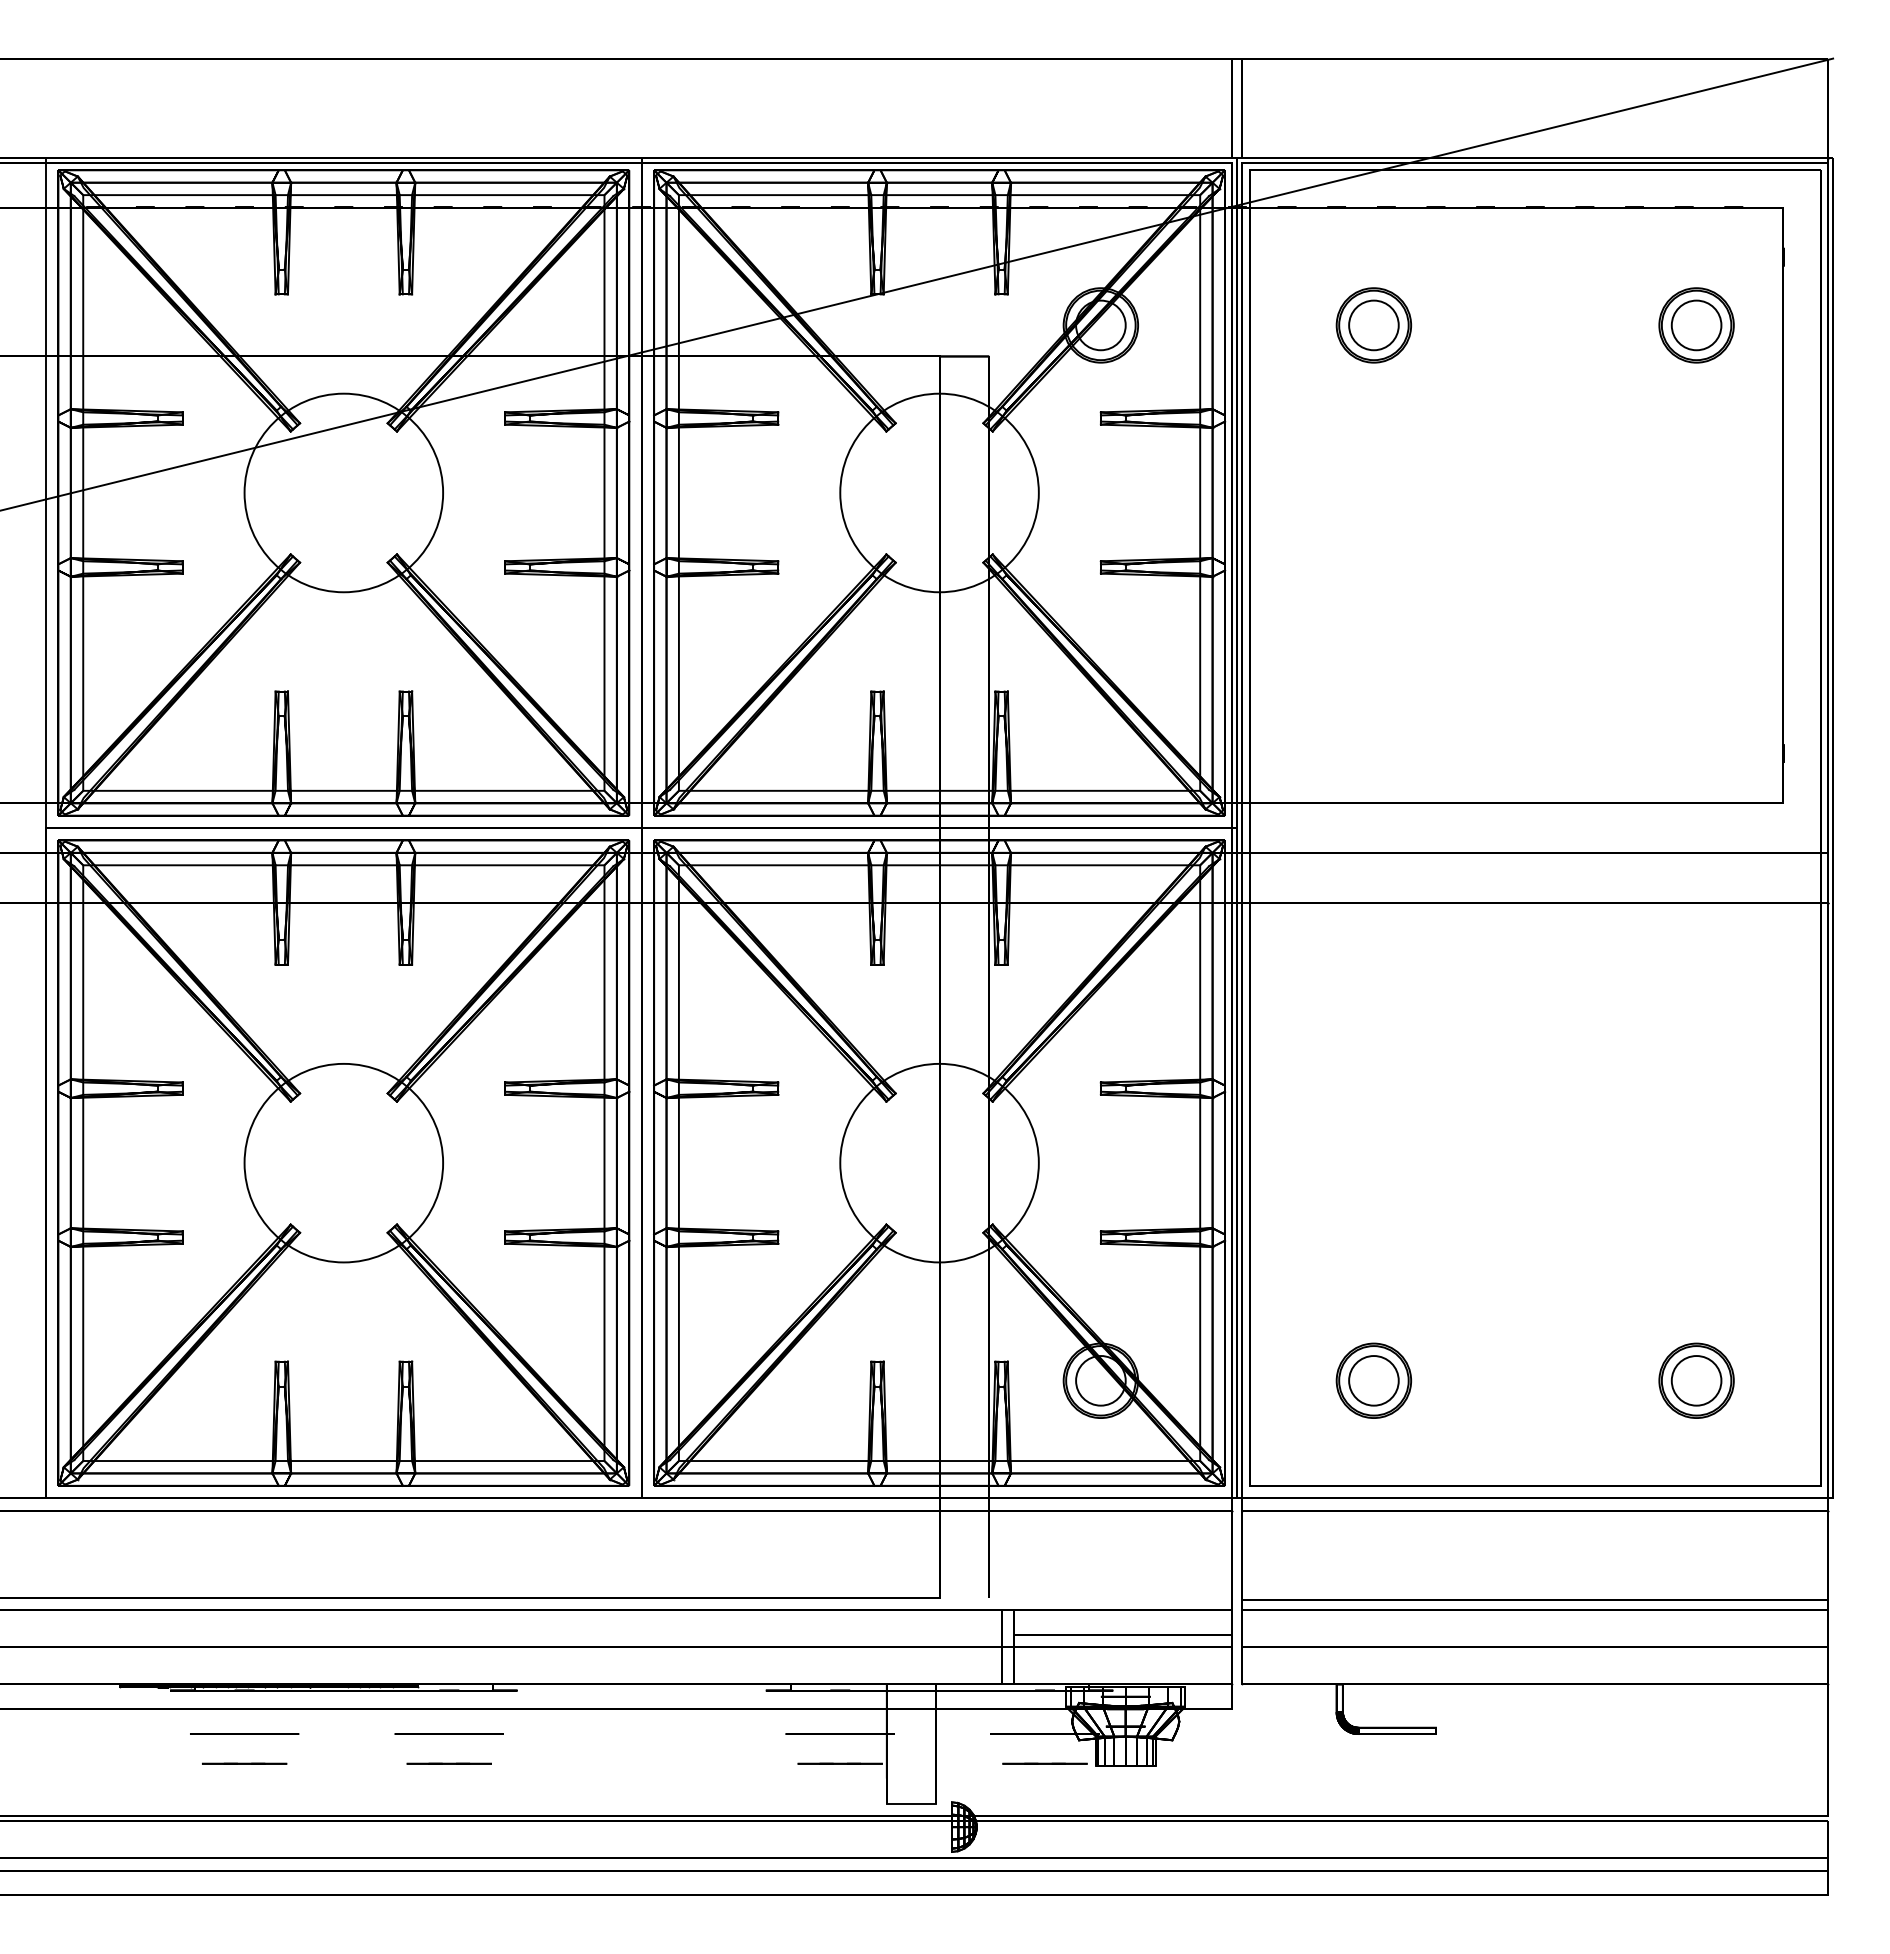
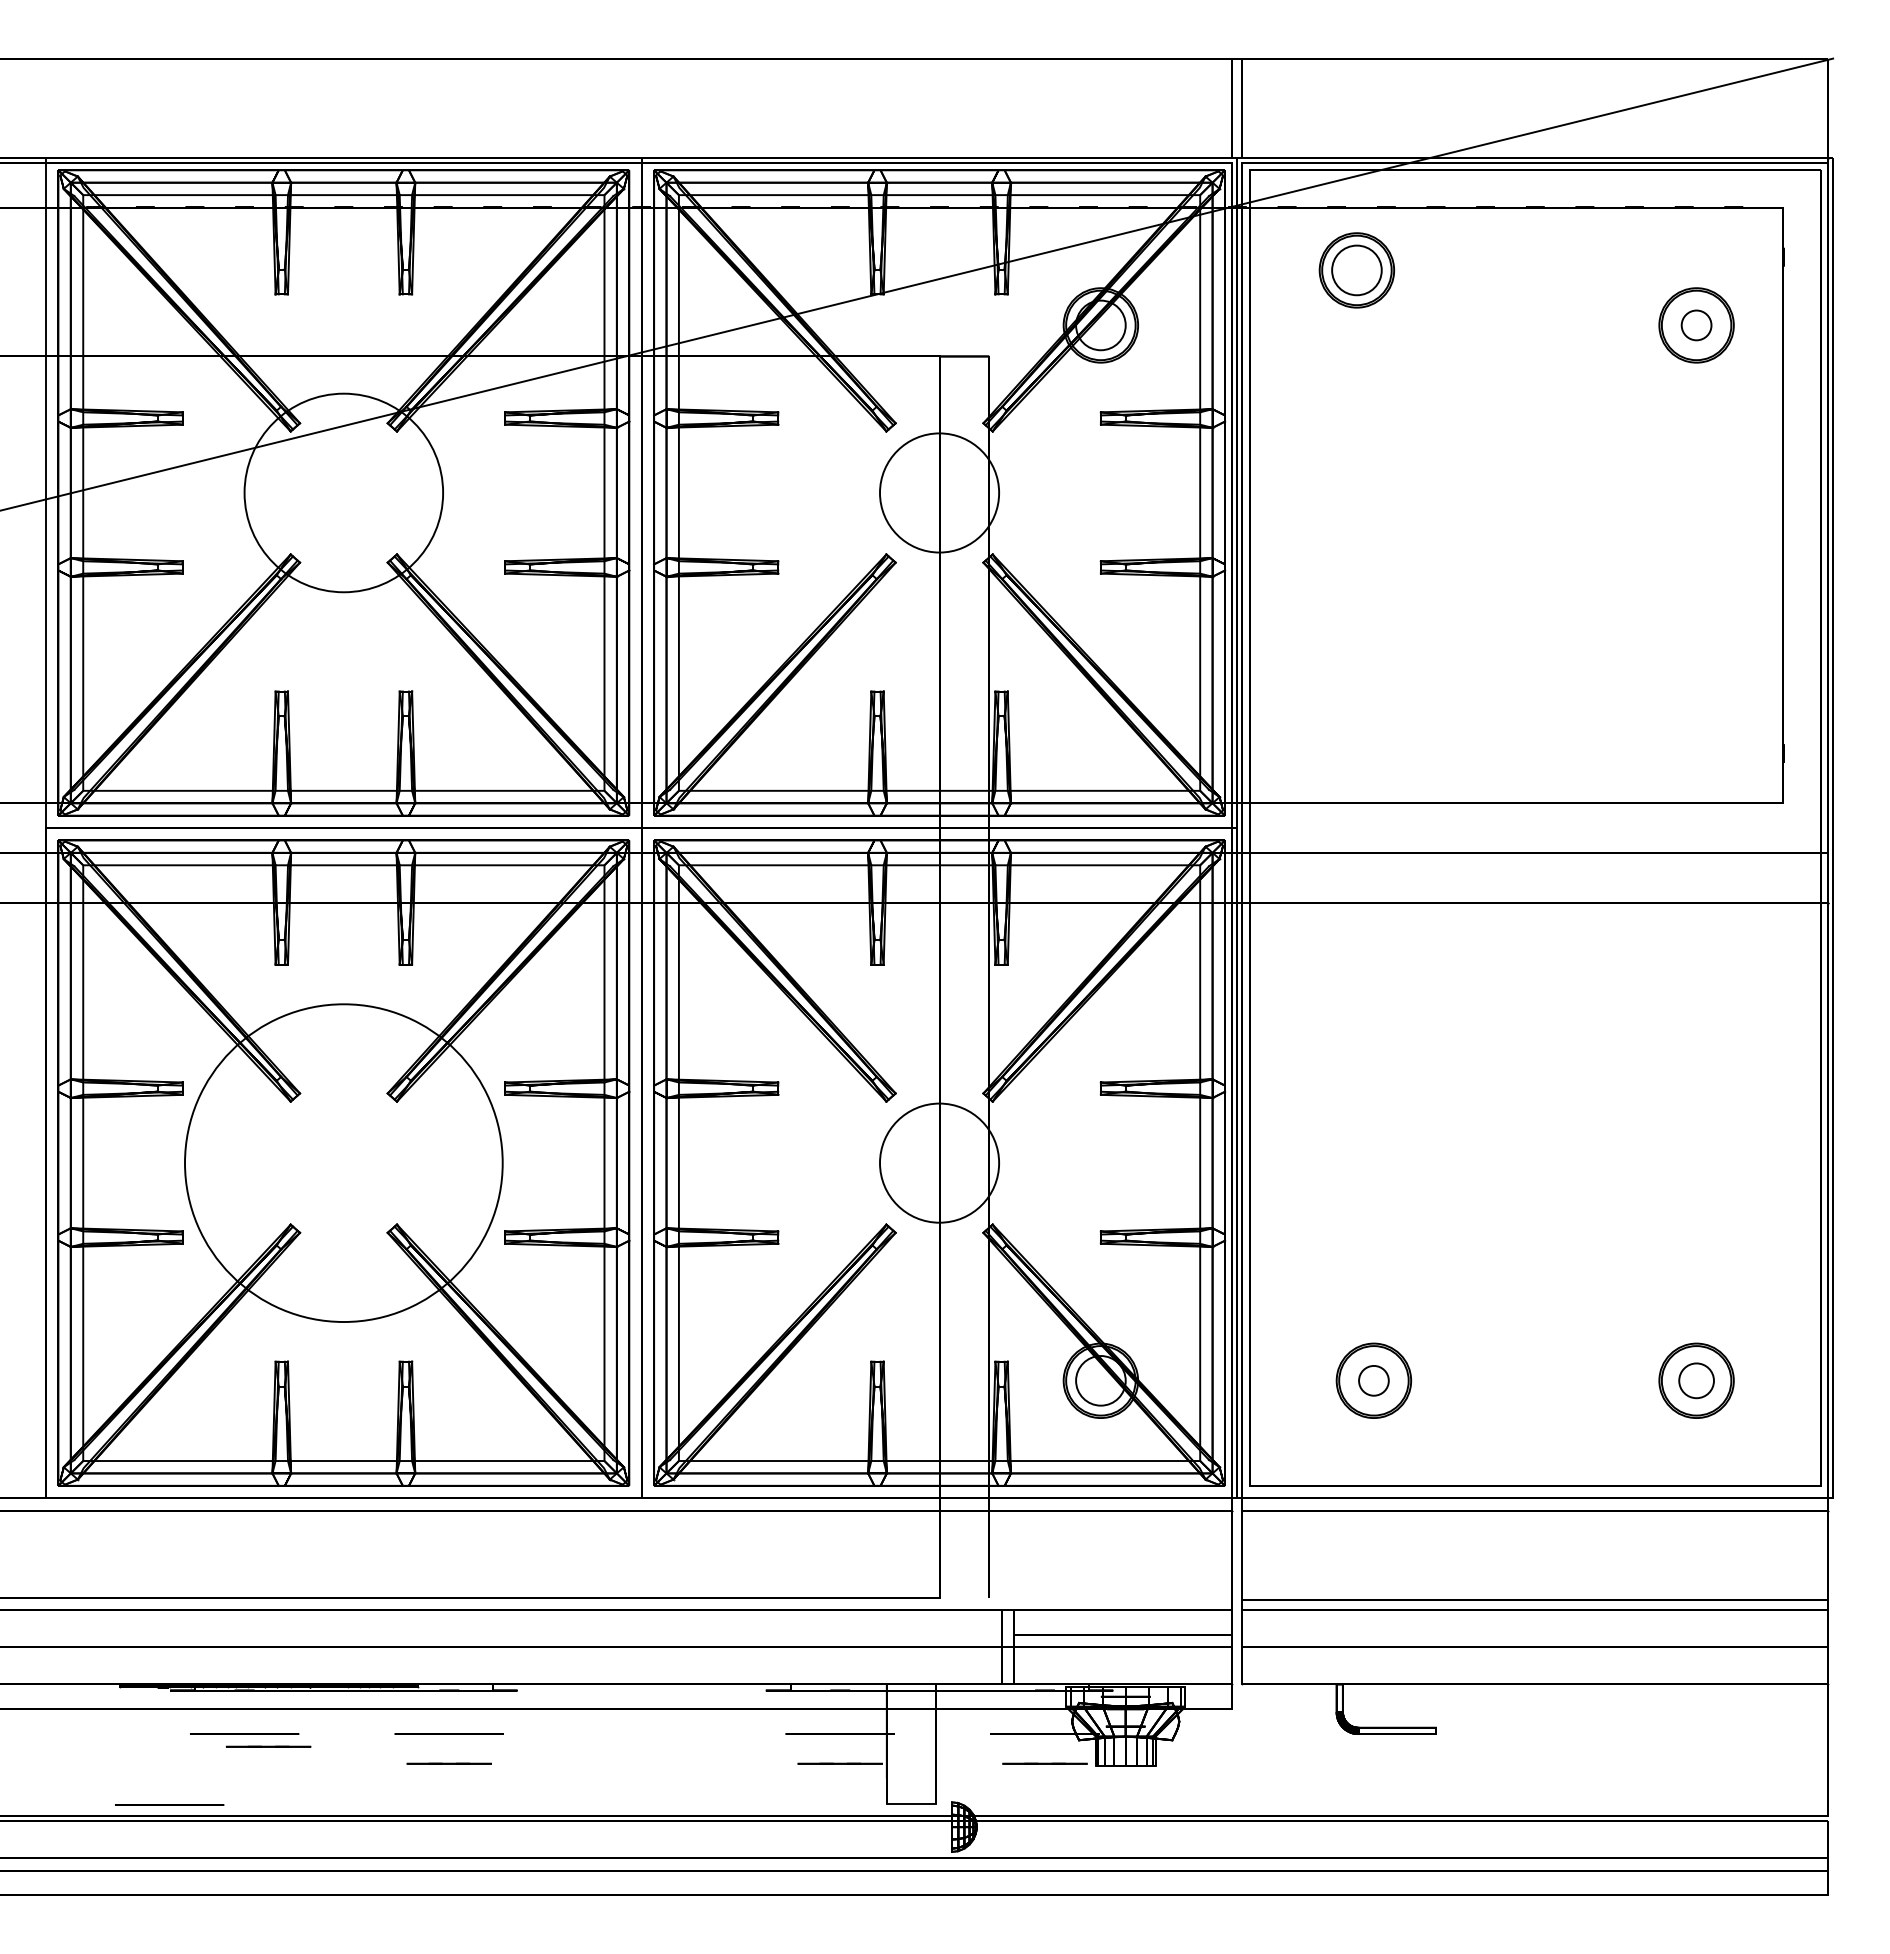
part position: (1373, 325) -> (1356, 270) (1356, 270)
circle diameter: 50 px -> 30 px (1696, 325)
circle diameter: 199 px -> 119 px (939, 492)
circle diameter: 199 px -> 318 px (343, 1163)
circle diameter: 199 px -> 119 px (939, 1162)
circle diameter: 50 px -> 30 px (1373, 1380)
circle diameter: 50 px -> 35 px (1696, 1380)
line position: (244, 1763) -> (268, 1746) (268, 1746)
circle: none -> present (169, 1804)
